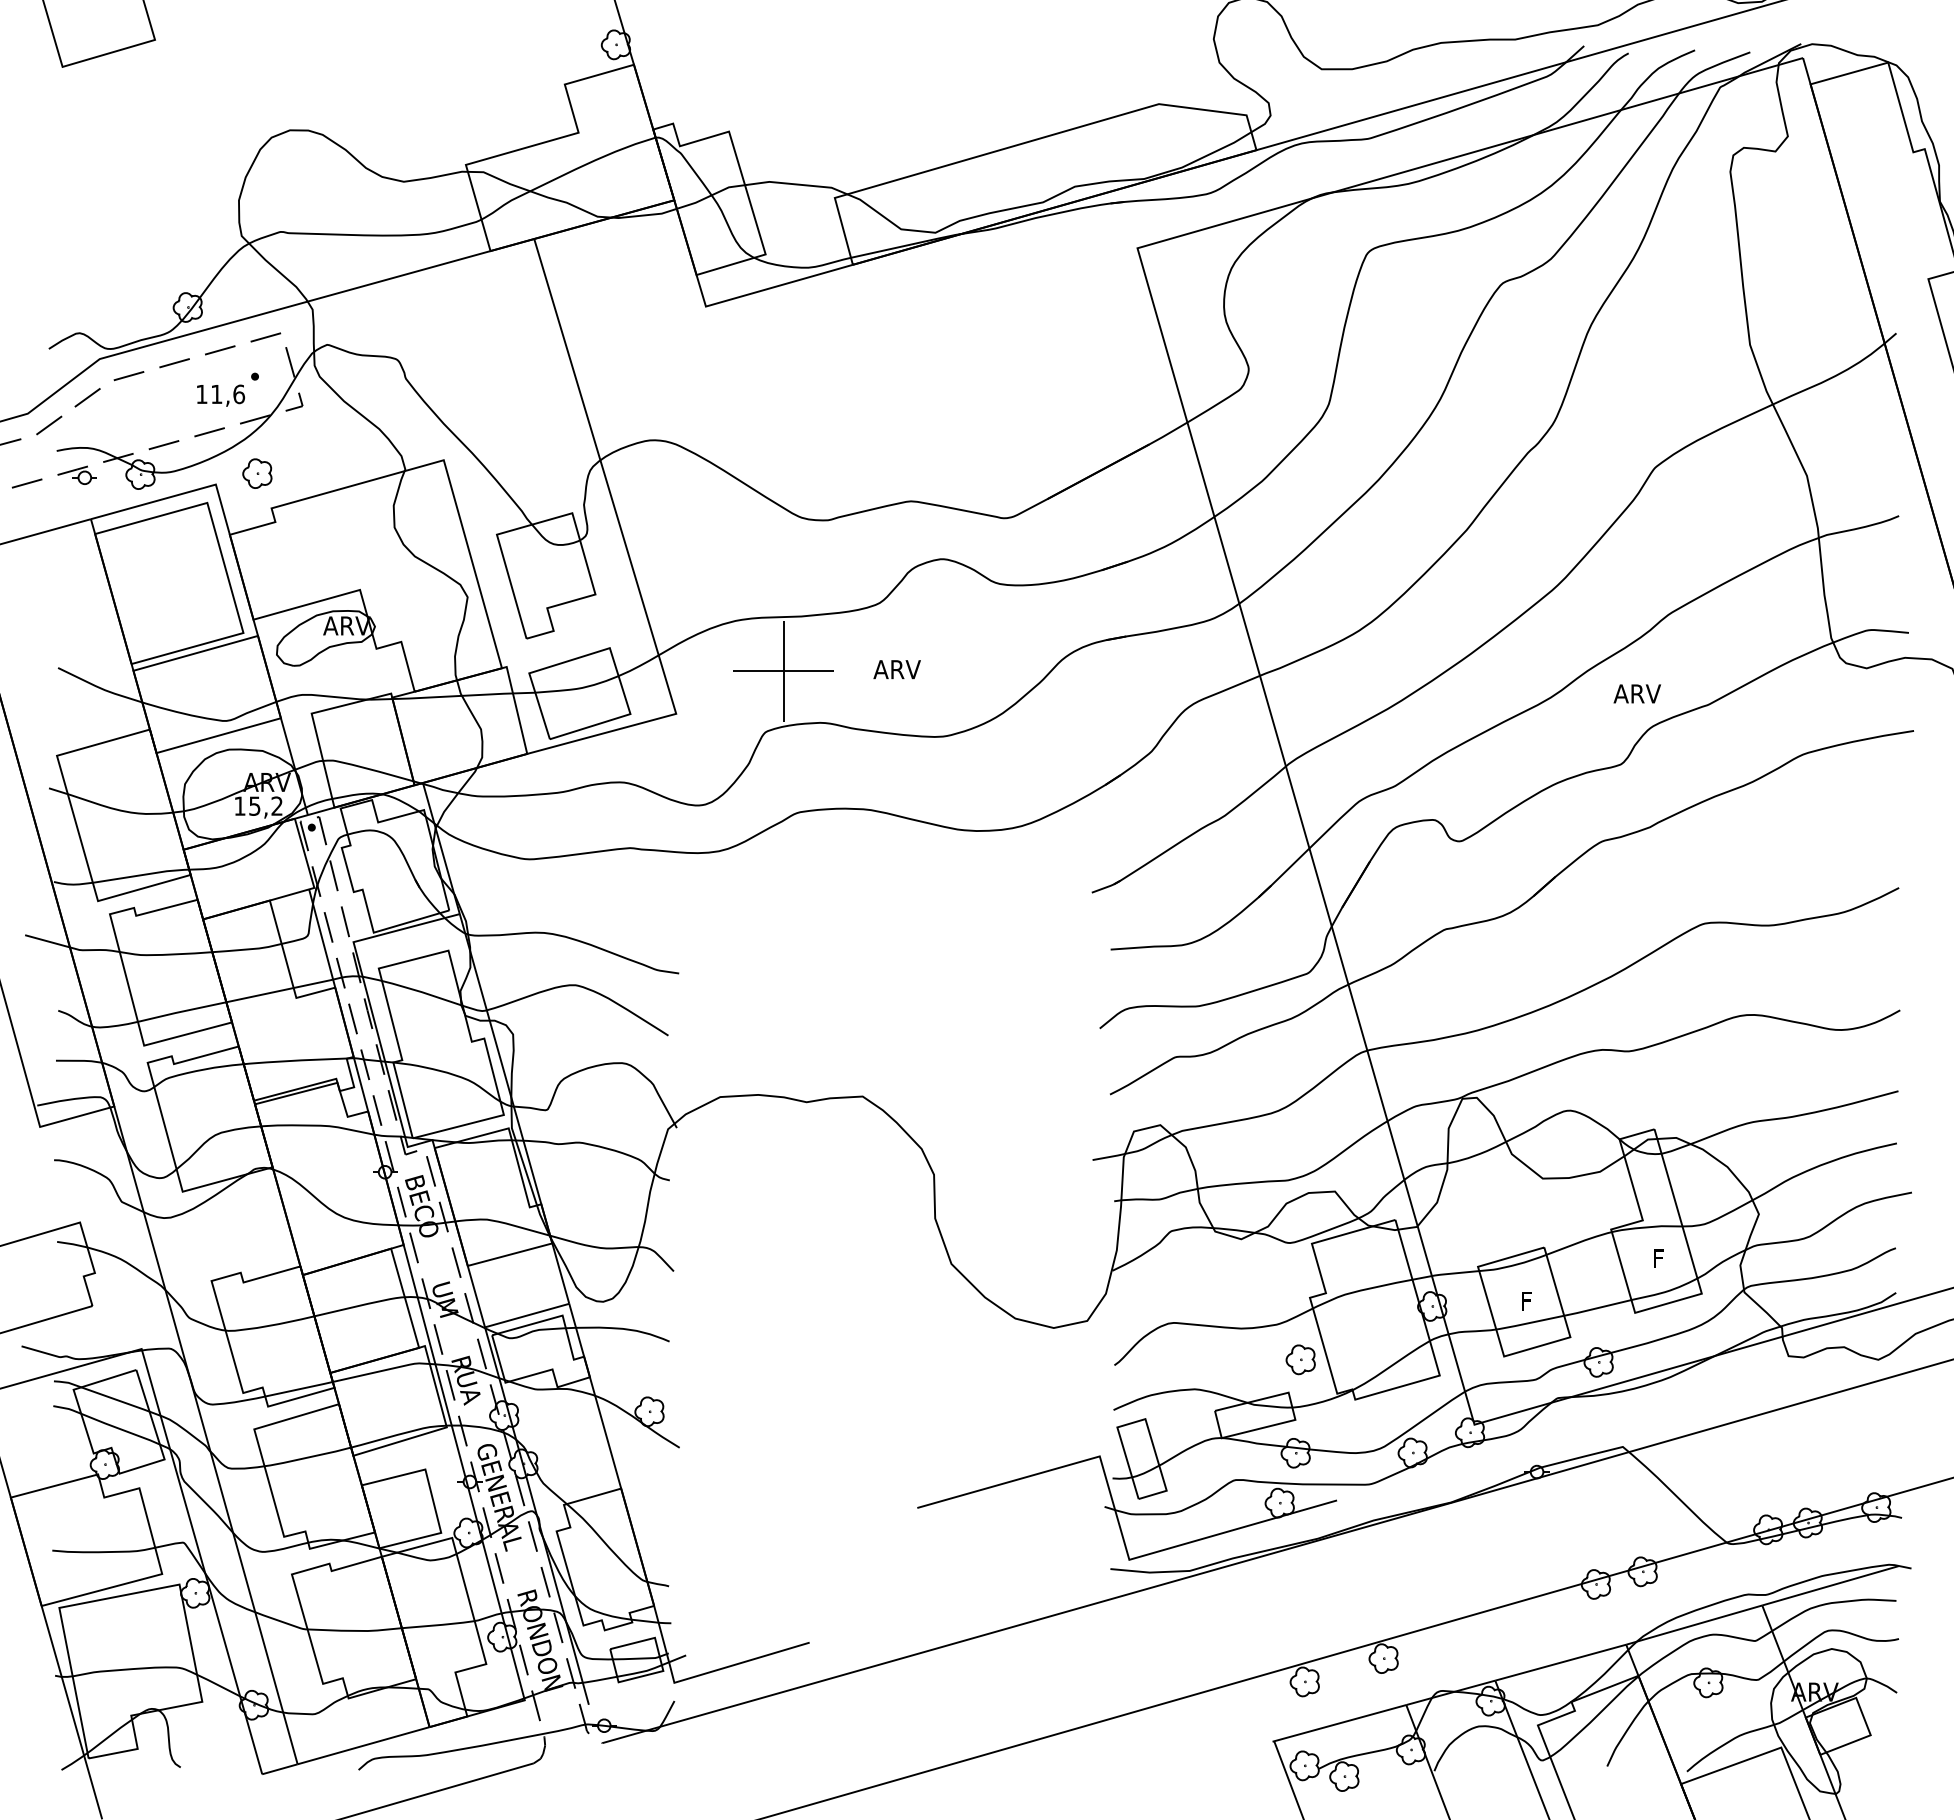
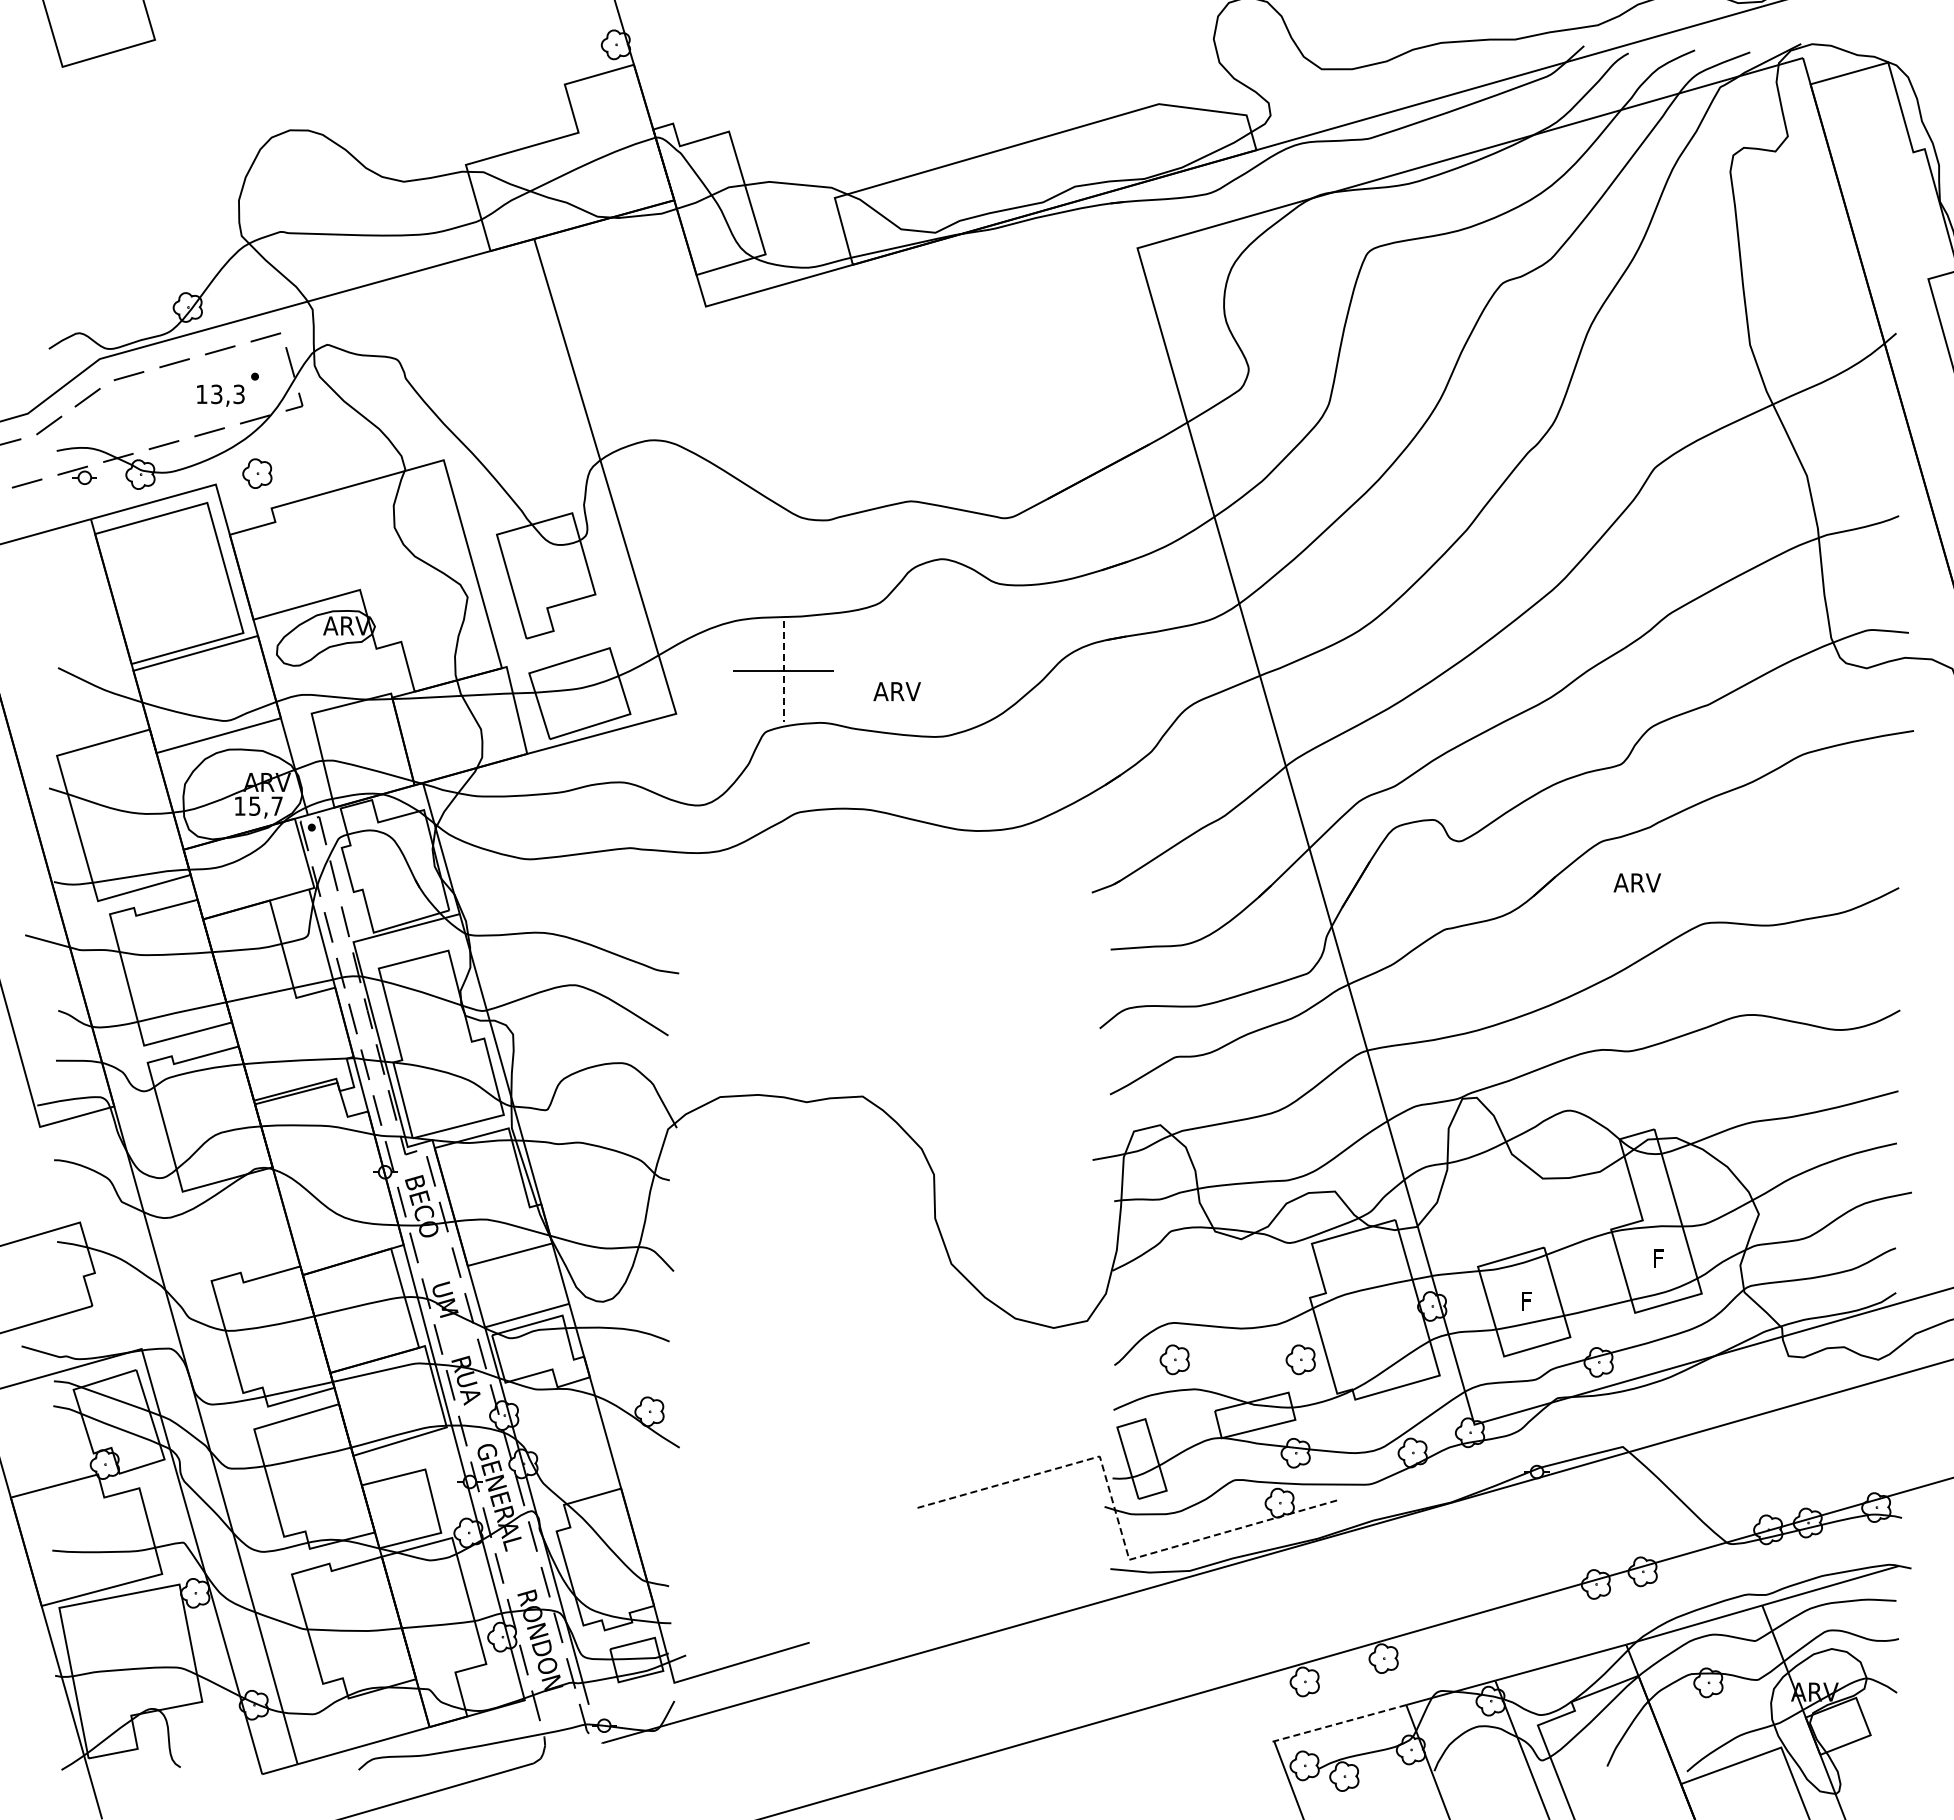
text: 11,6 -> 13,3 (228, 394)
text position: (896, 669) -> (896, 691) (896, 691)
line: solid -> dashed (783, 671)
text position: (1636, 693) -> (1636, 882) (1636, 882)
text: 15,2 -> 15,7 (276, 805)
part: none -> present (1174, 1359)
line: solid -> dashed (1118, 1520)
line: solid -> dashed (1338, 1723)
